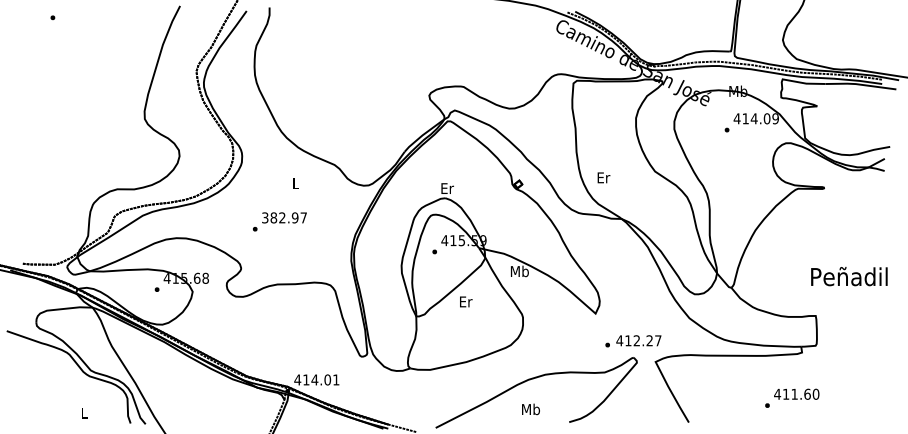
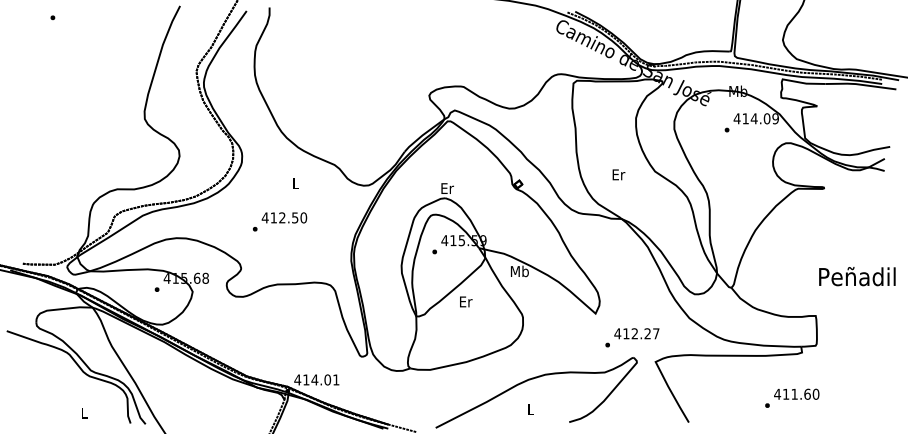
text position: (603, 177) -> (618, 174) (618, 174)
text: 382.97 -> 412.50 (284, 217)
text position: (849, 276) -> (857, 276) (857, 276)
text position: (638, 340) -> (636, 333) (636, 333)
text: Mb -> L (530, 409)
